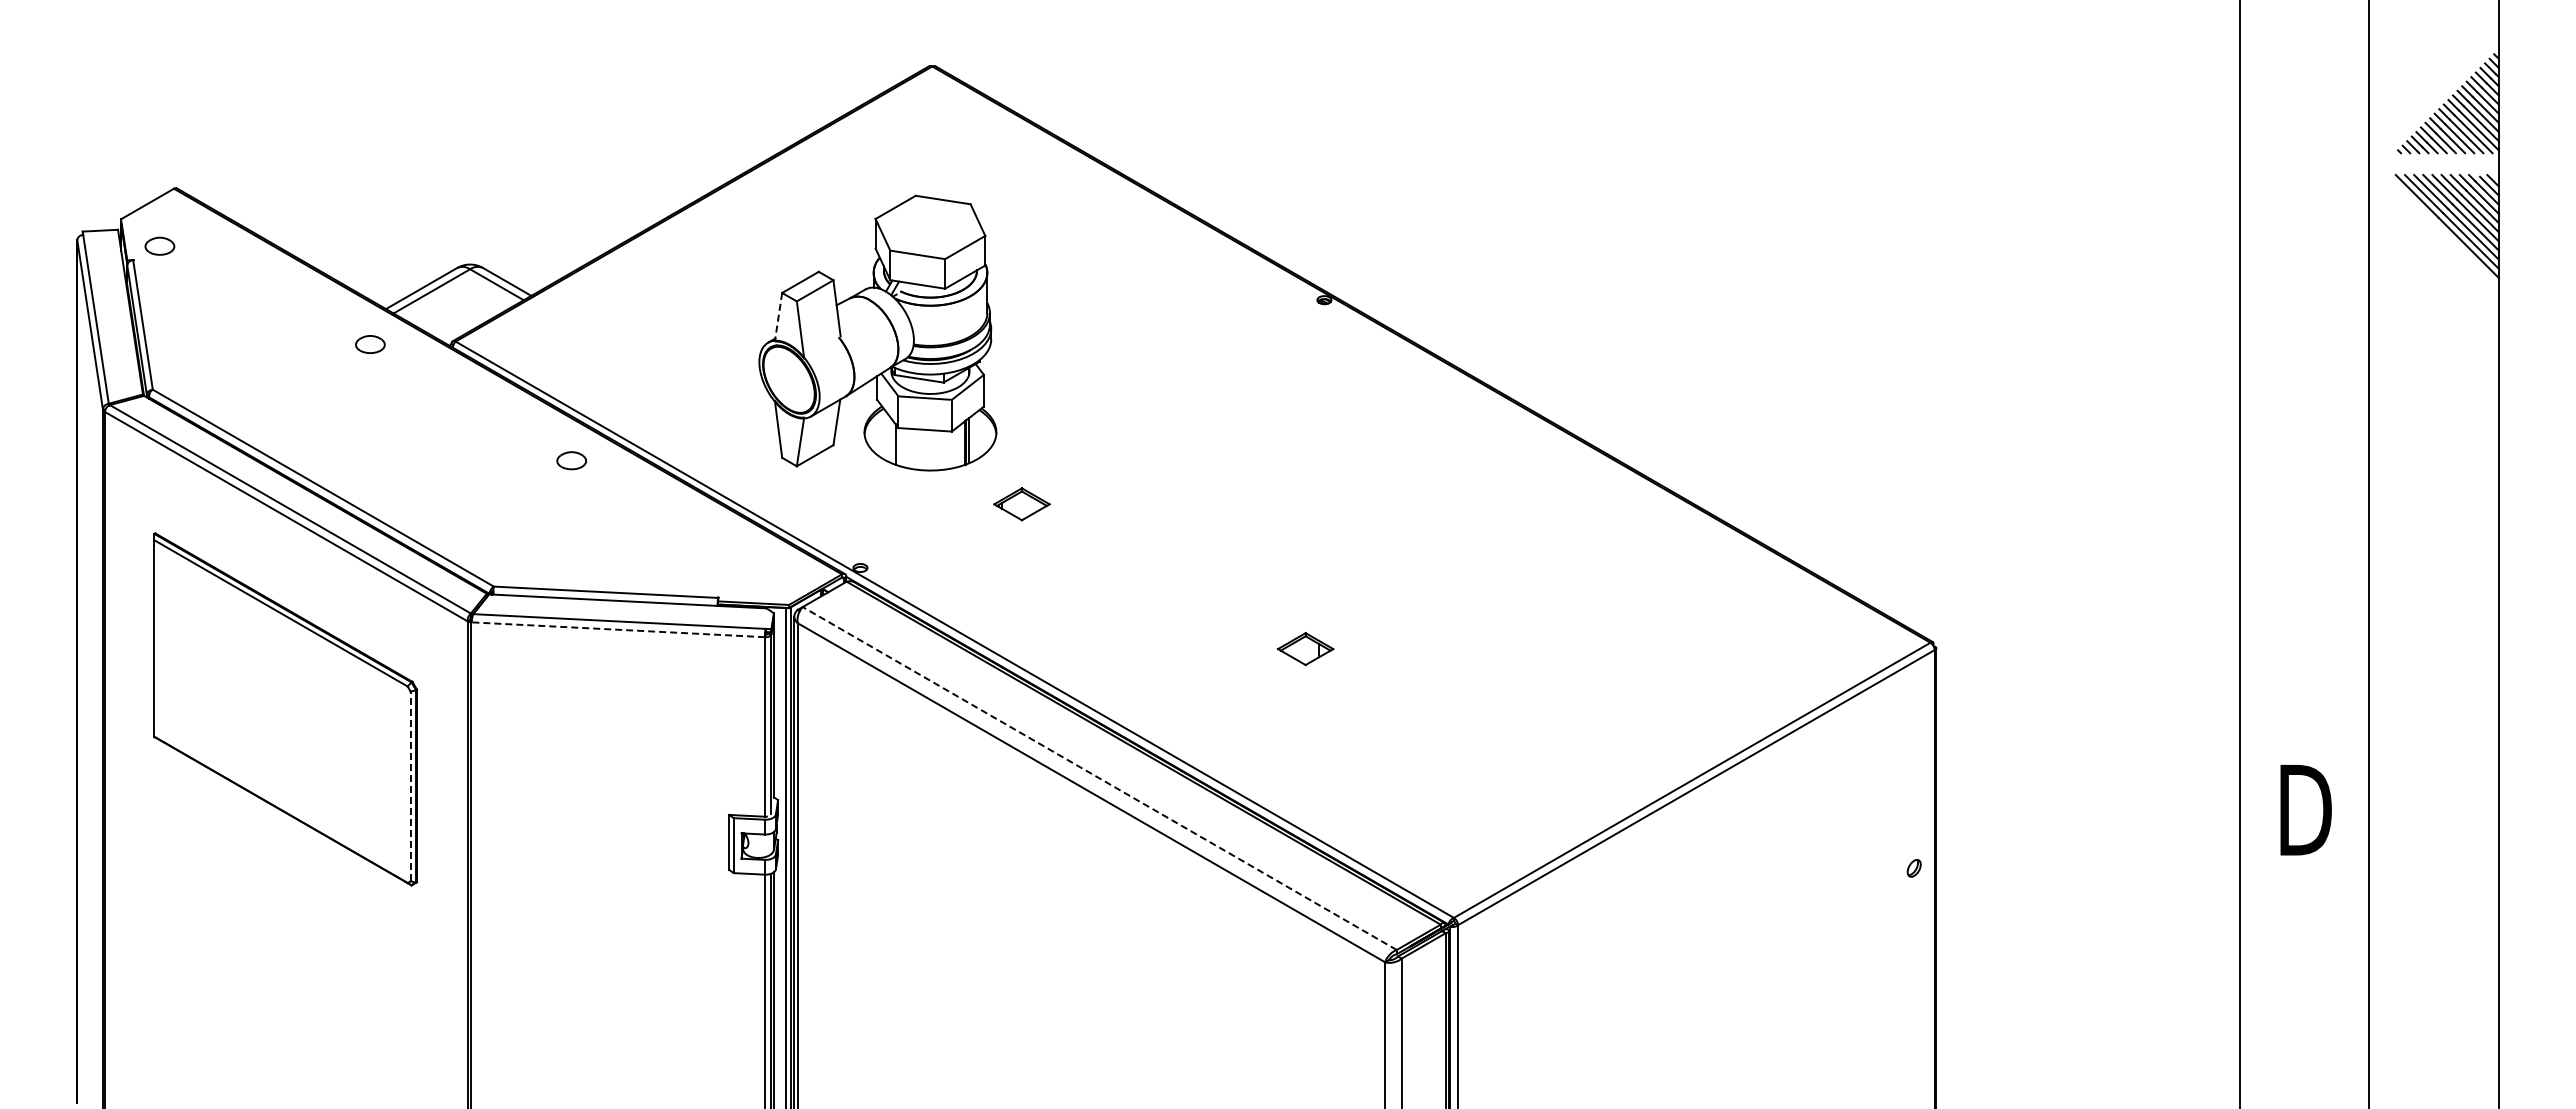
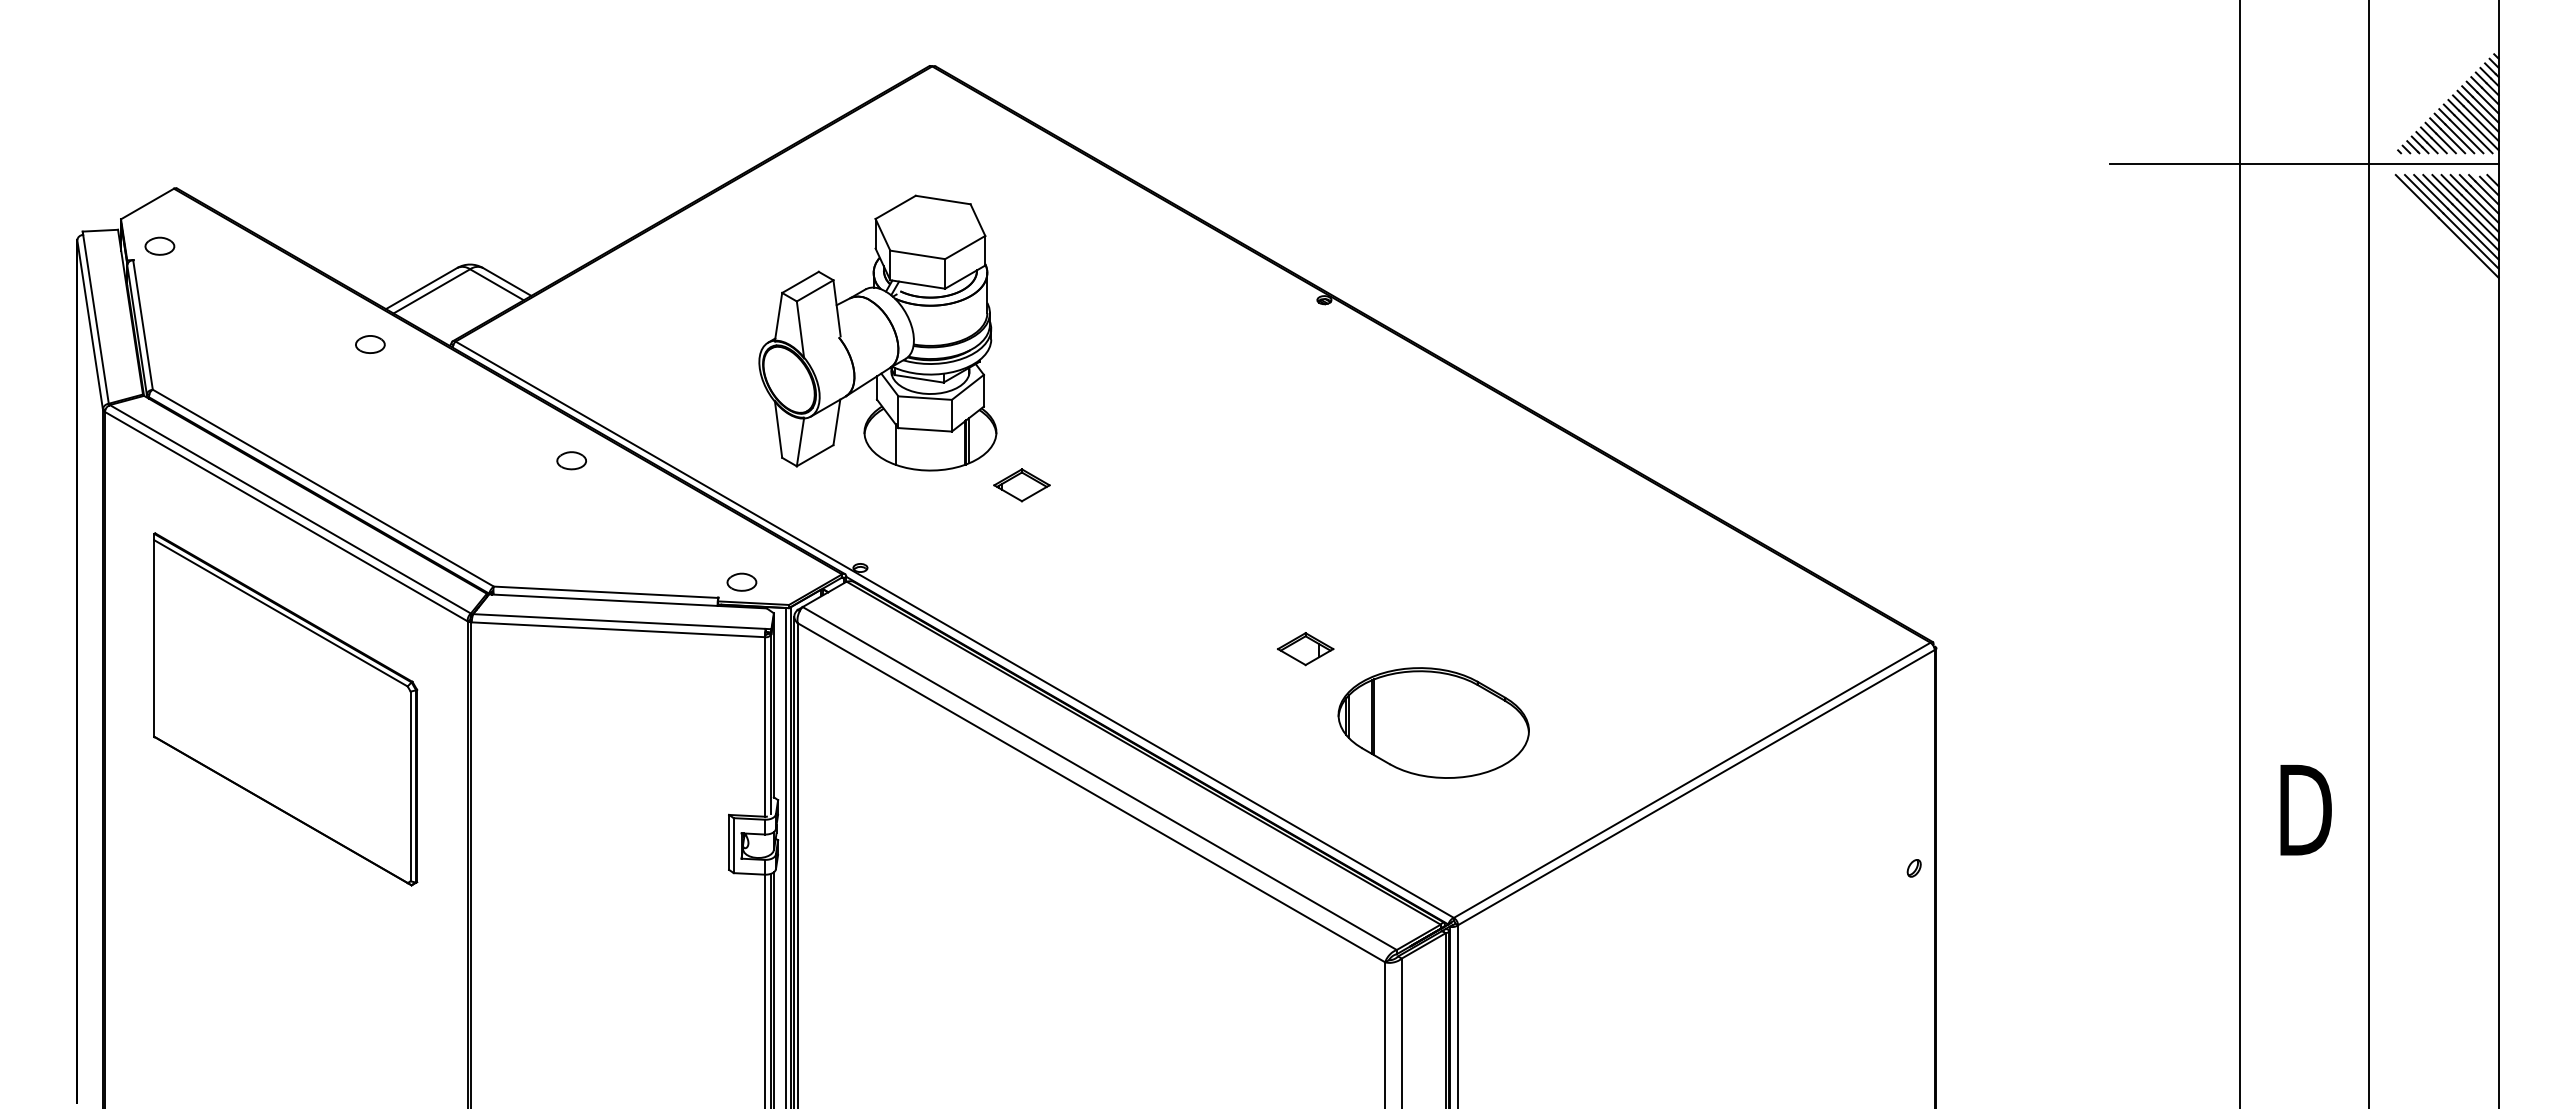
line: none -> present (2304, 164)
line: dashed -> solid (778, 317)
part position: (1021, 504) -> (1021, 485) (1021, 485)
part: none -> present (741, 581)
line: dashed -> solid (618, 629)
part: none -> present (1433, 722)
line: dashed -> solid (1099, 778)
line: dashed -> solid (410, 786)
